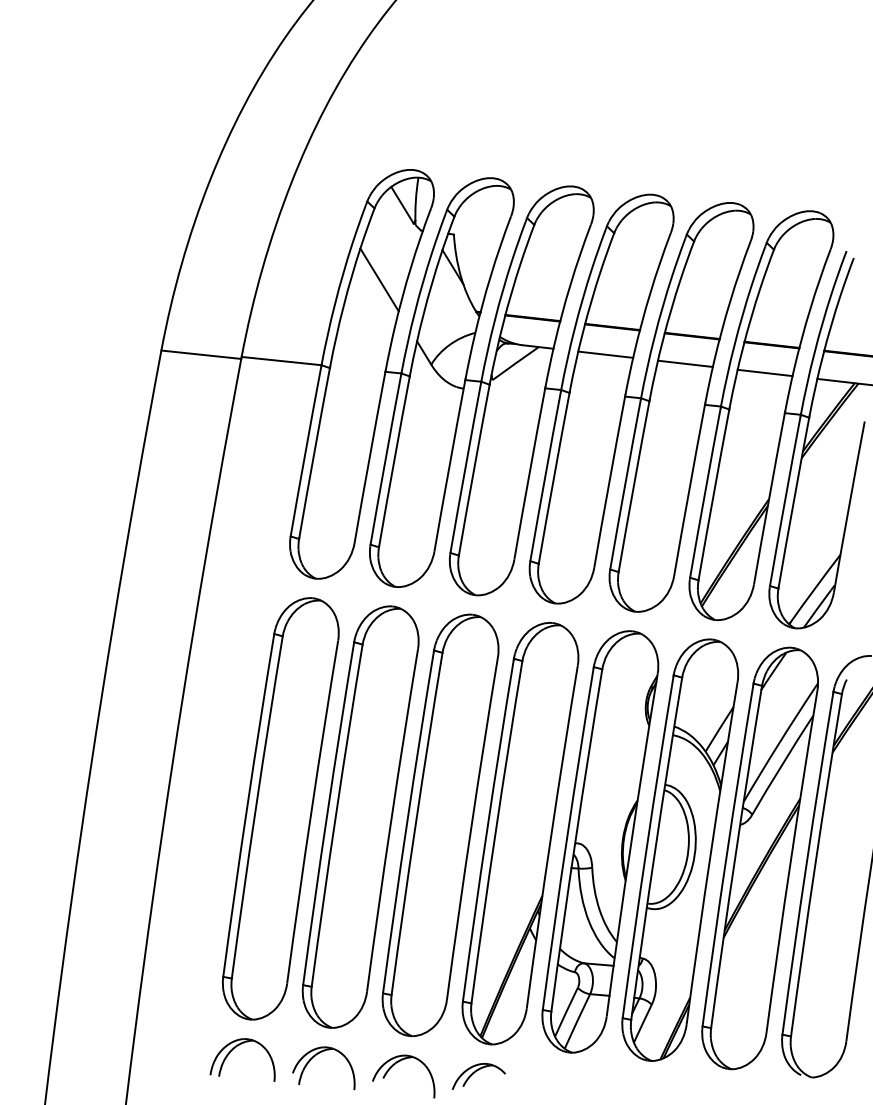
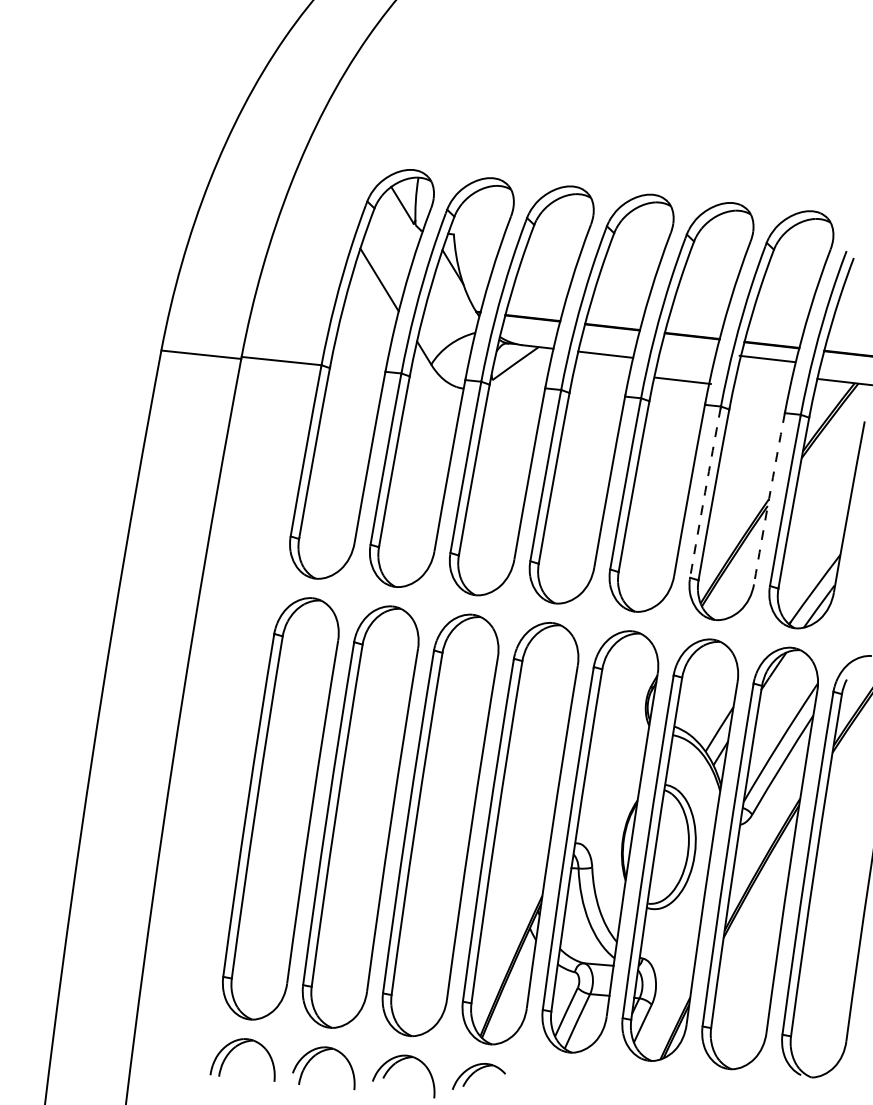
line position: (684, 363) -> (682, 380) (682, 380)
line position: (764, 372) -> (766, 358) (766, 358)
arc: solid -> dashed (705, 492)
arc: solid -> dashed (769, 498)
